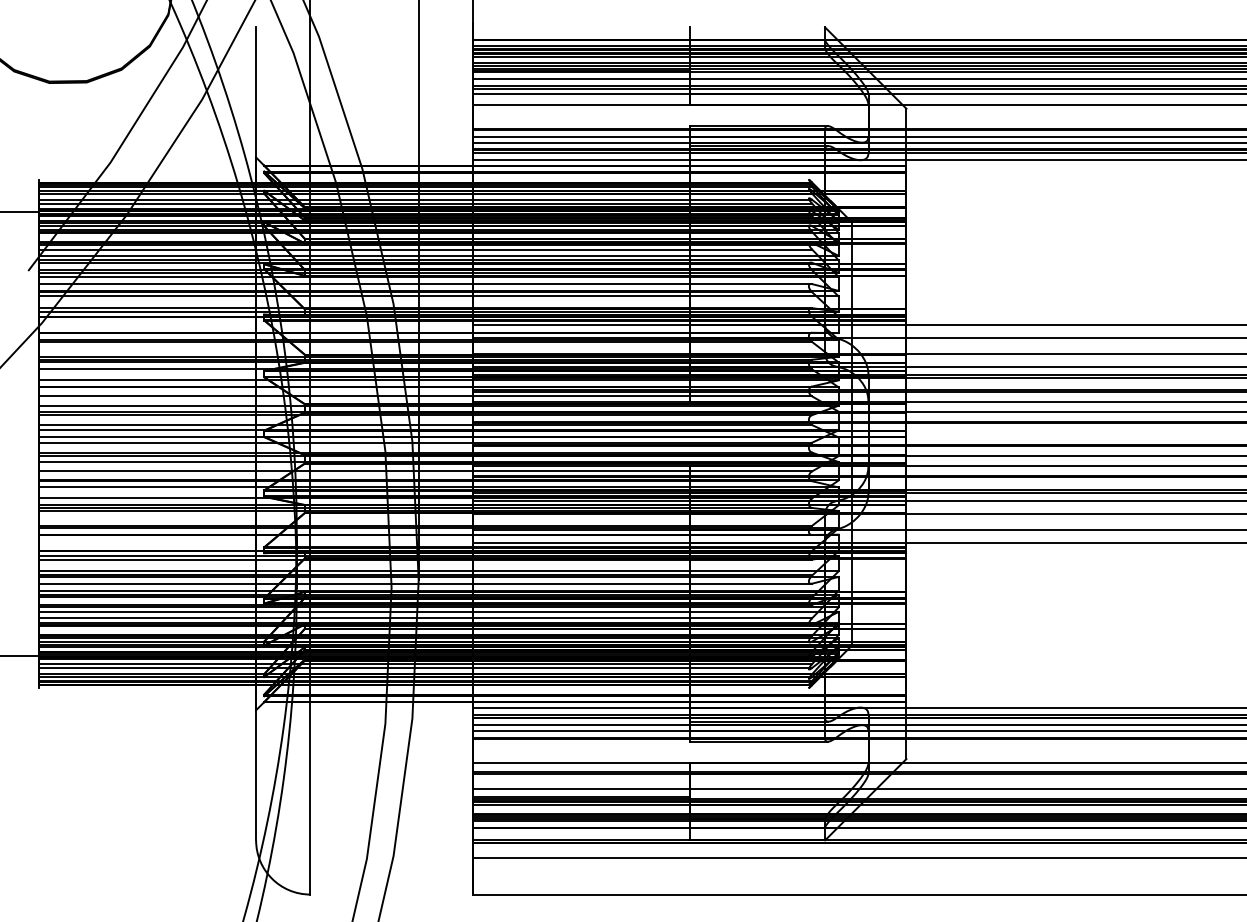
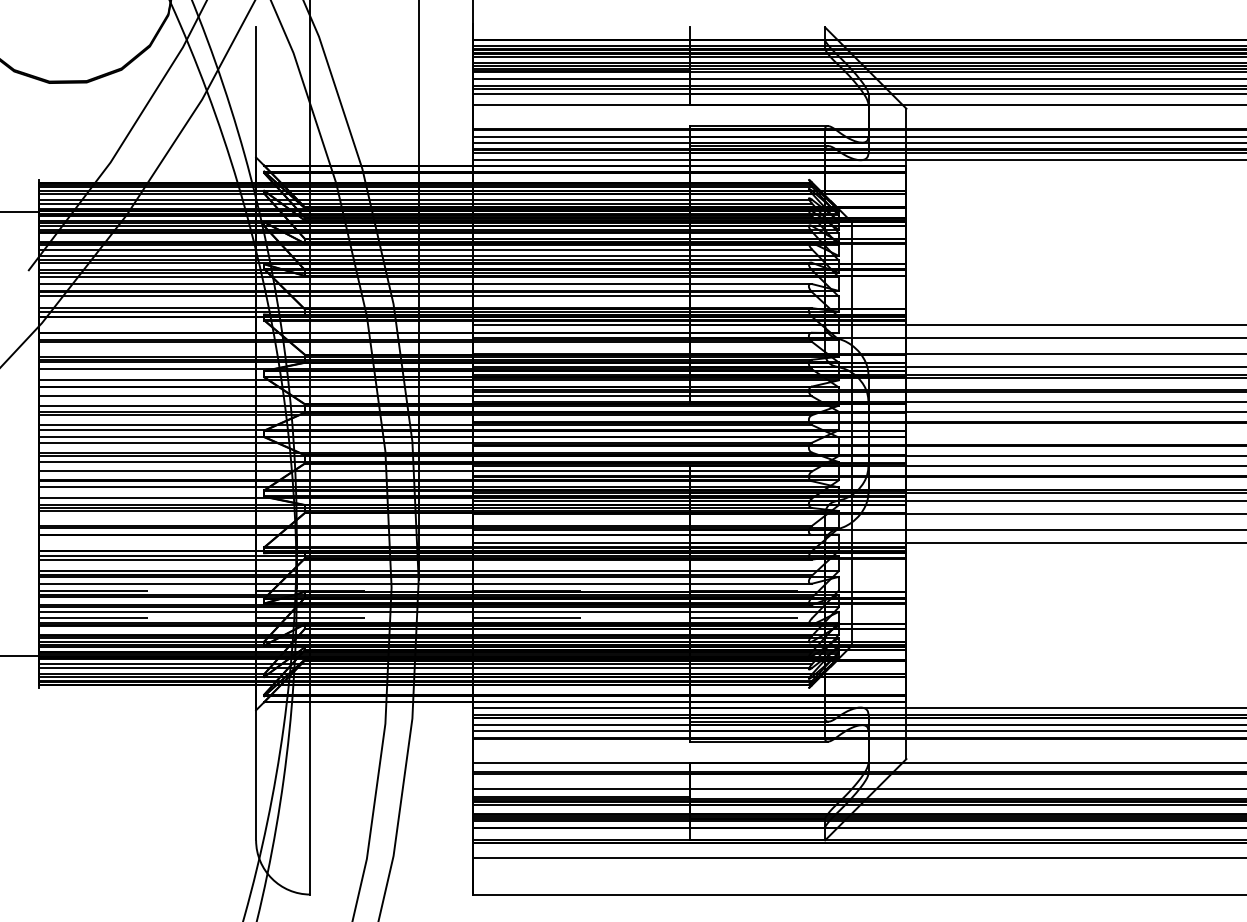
line: solid -> dashed (439, 590)
line: solid -> dashed (426, 618)
